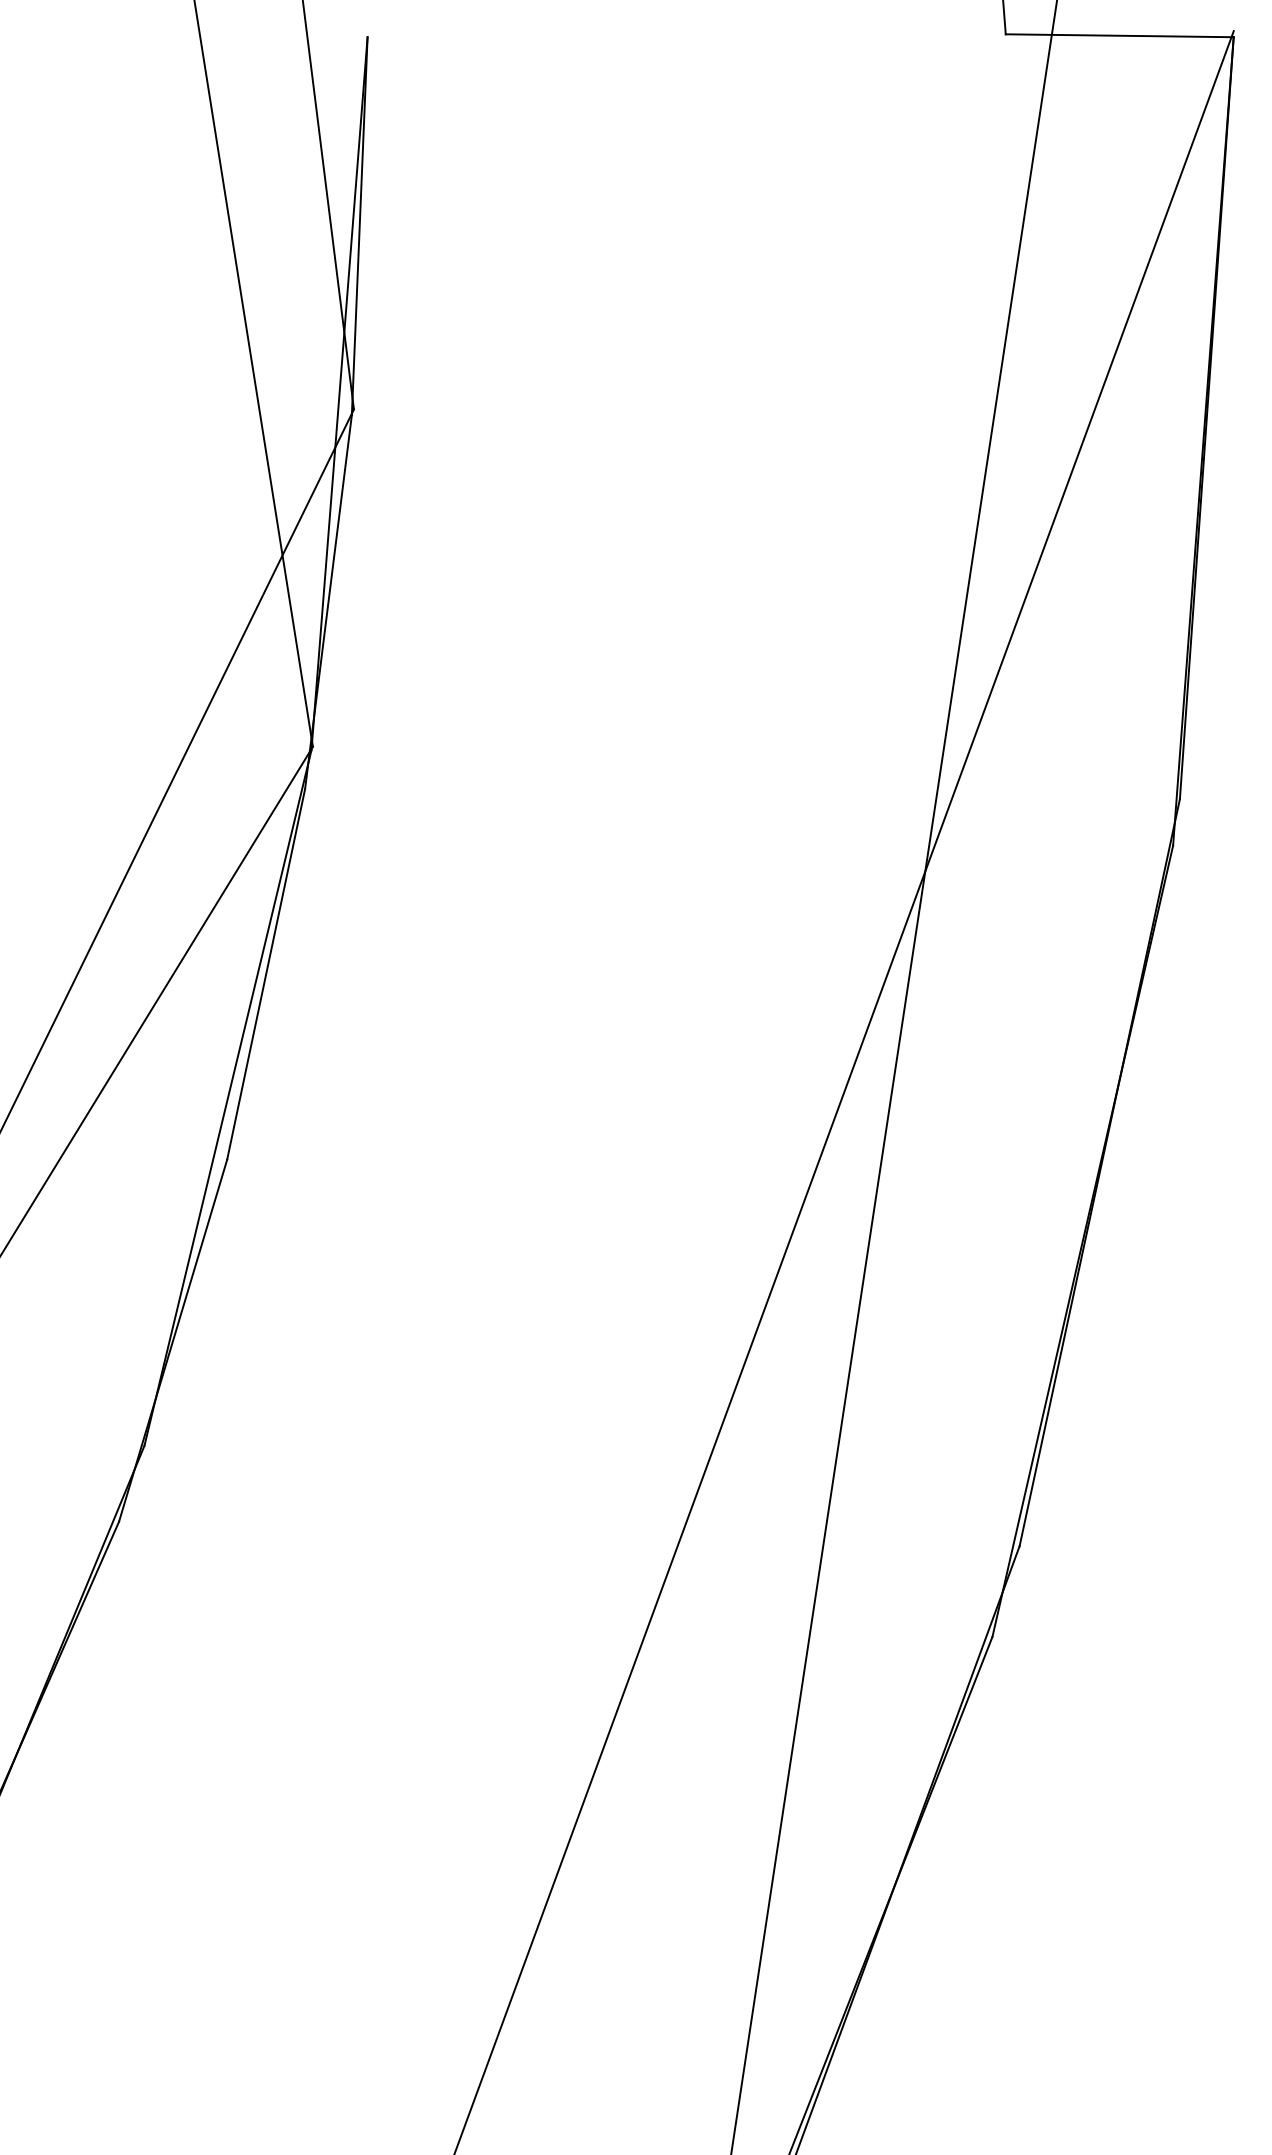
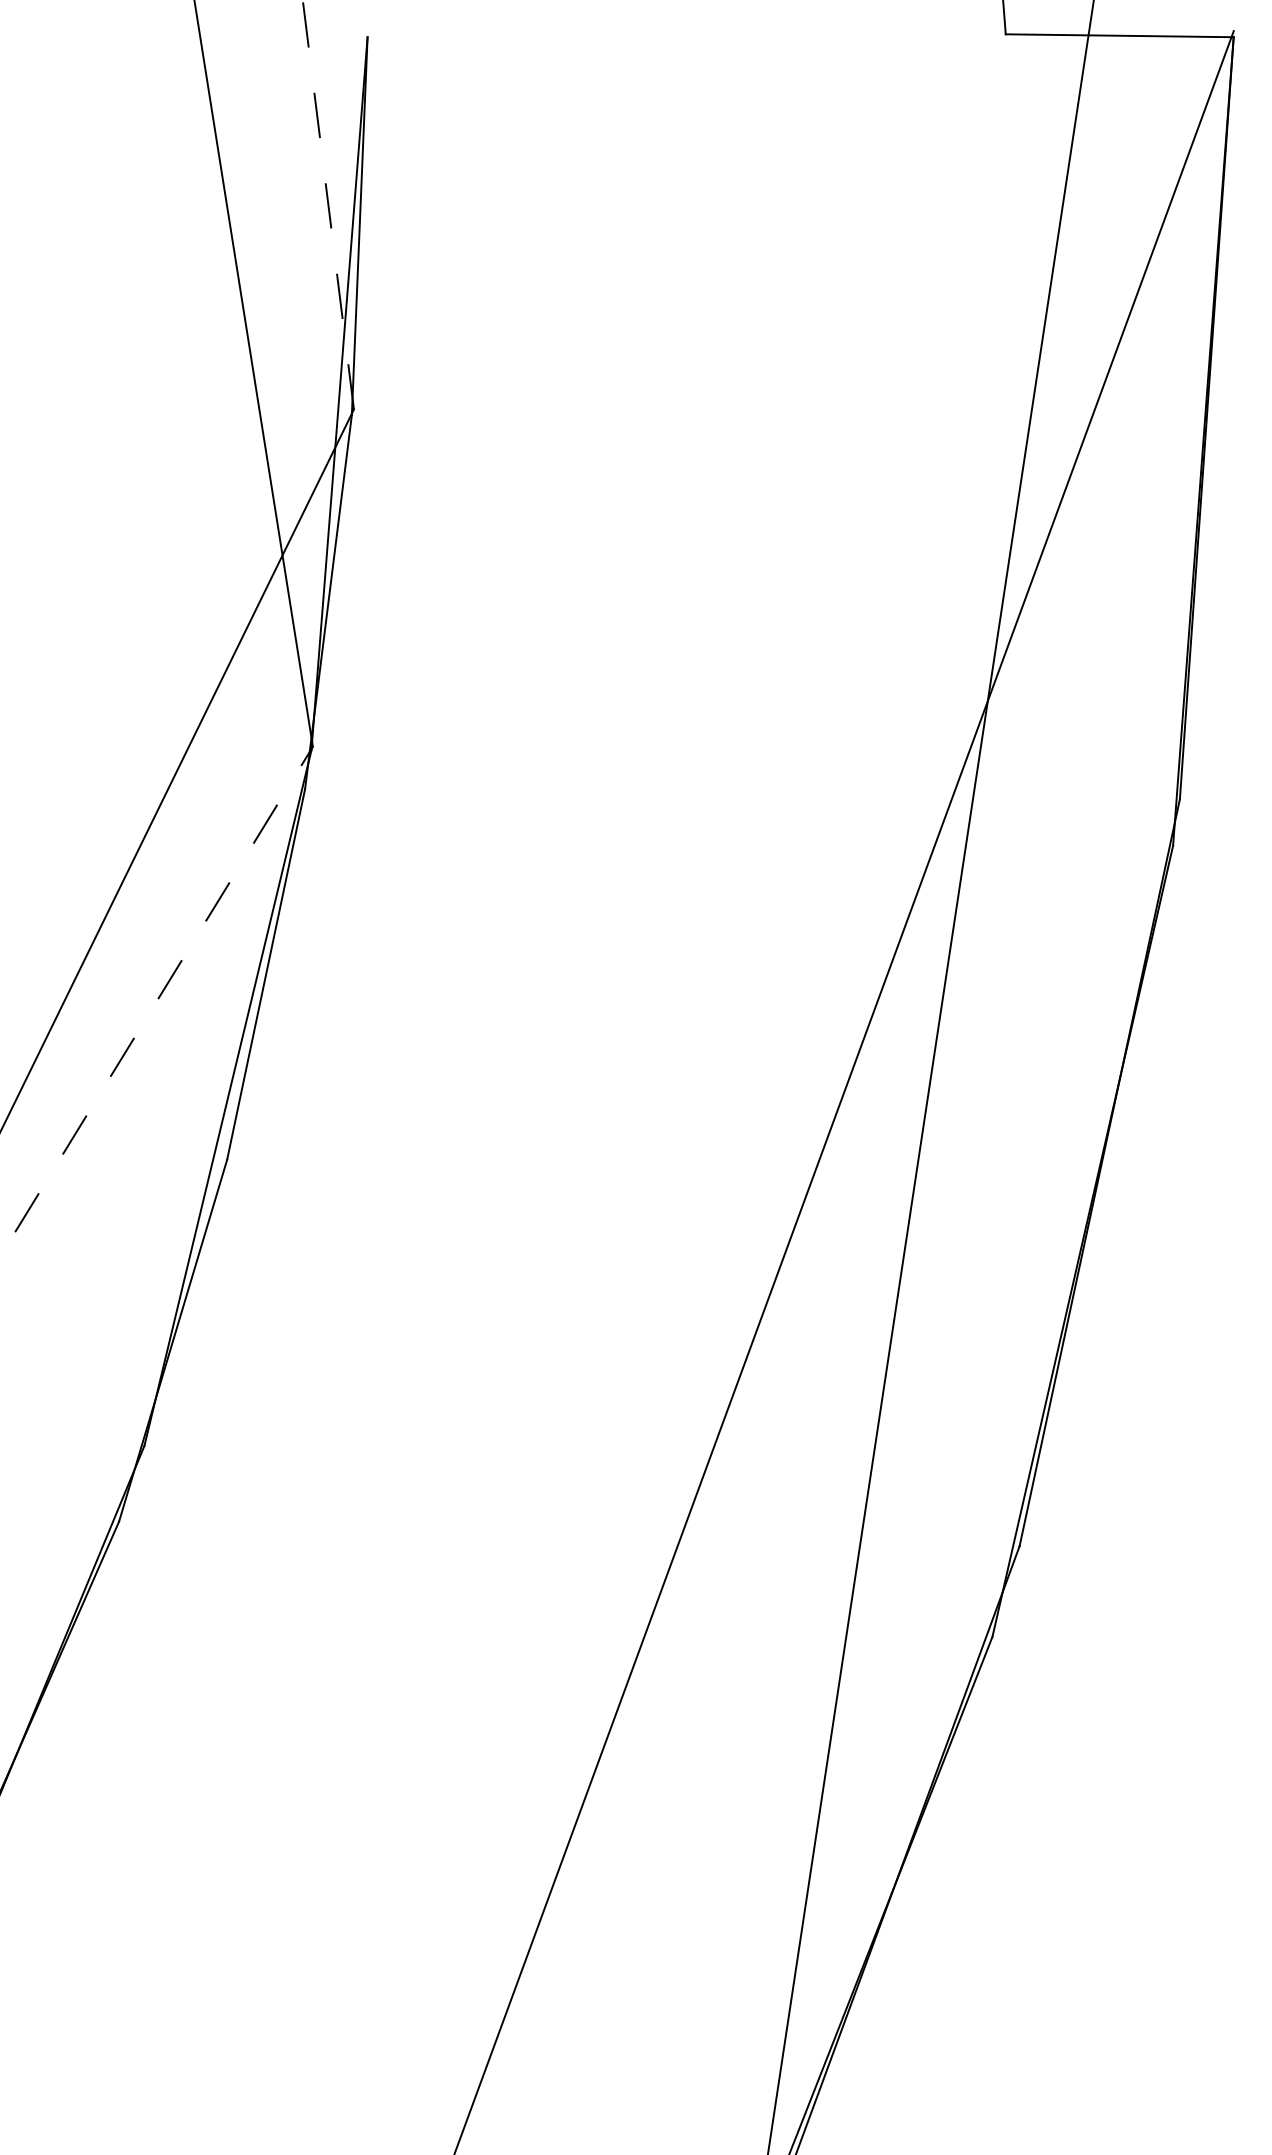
line: solid -> dashed (328, 205)
line: solid -> dashed (156, 1001)
line position: (893, 1076) -> (930, 1076) (930, 1076)
